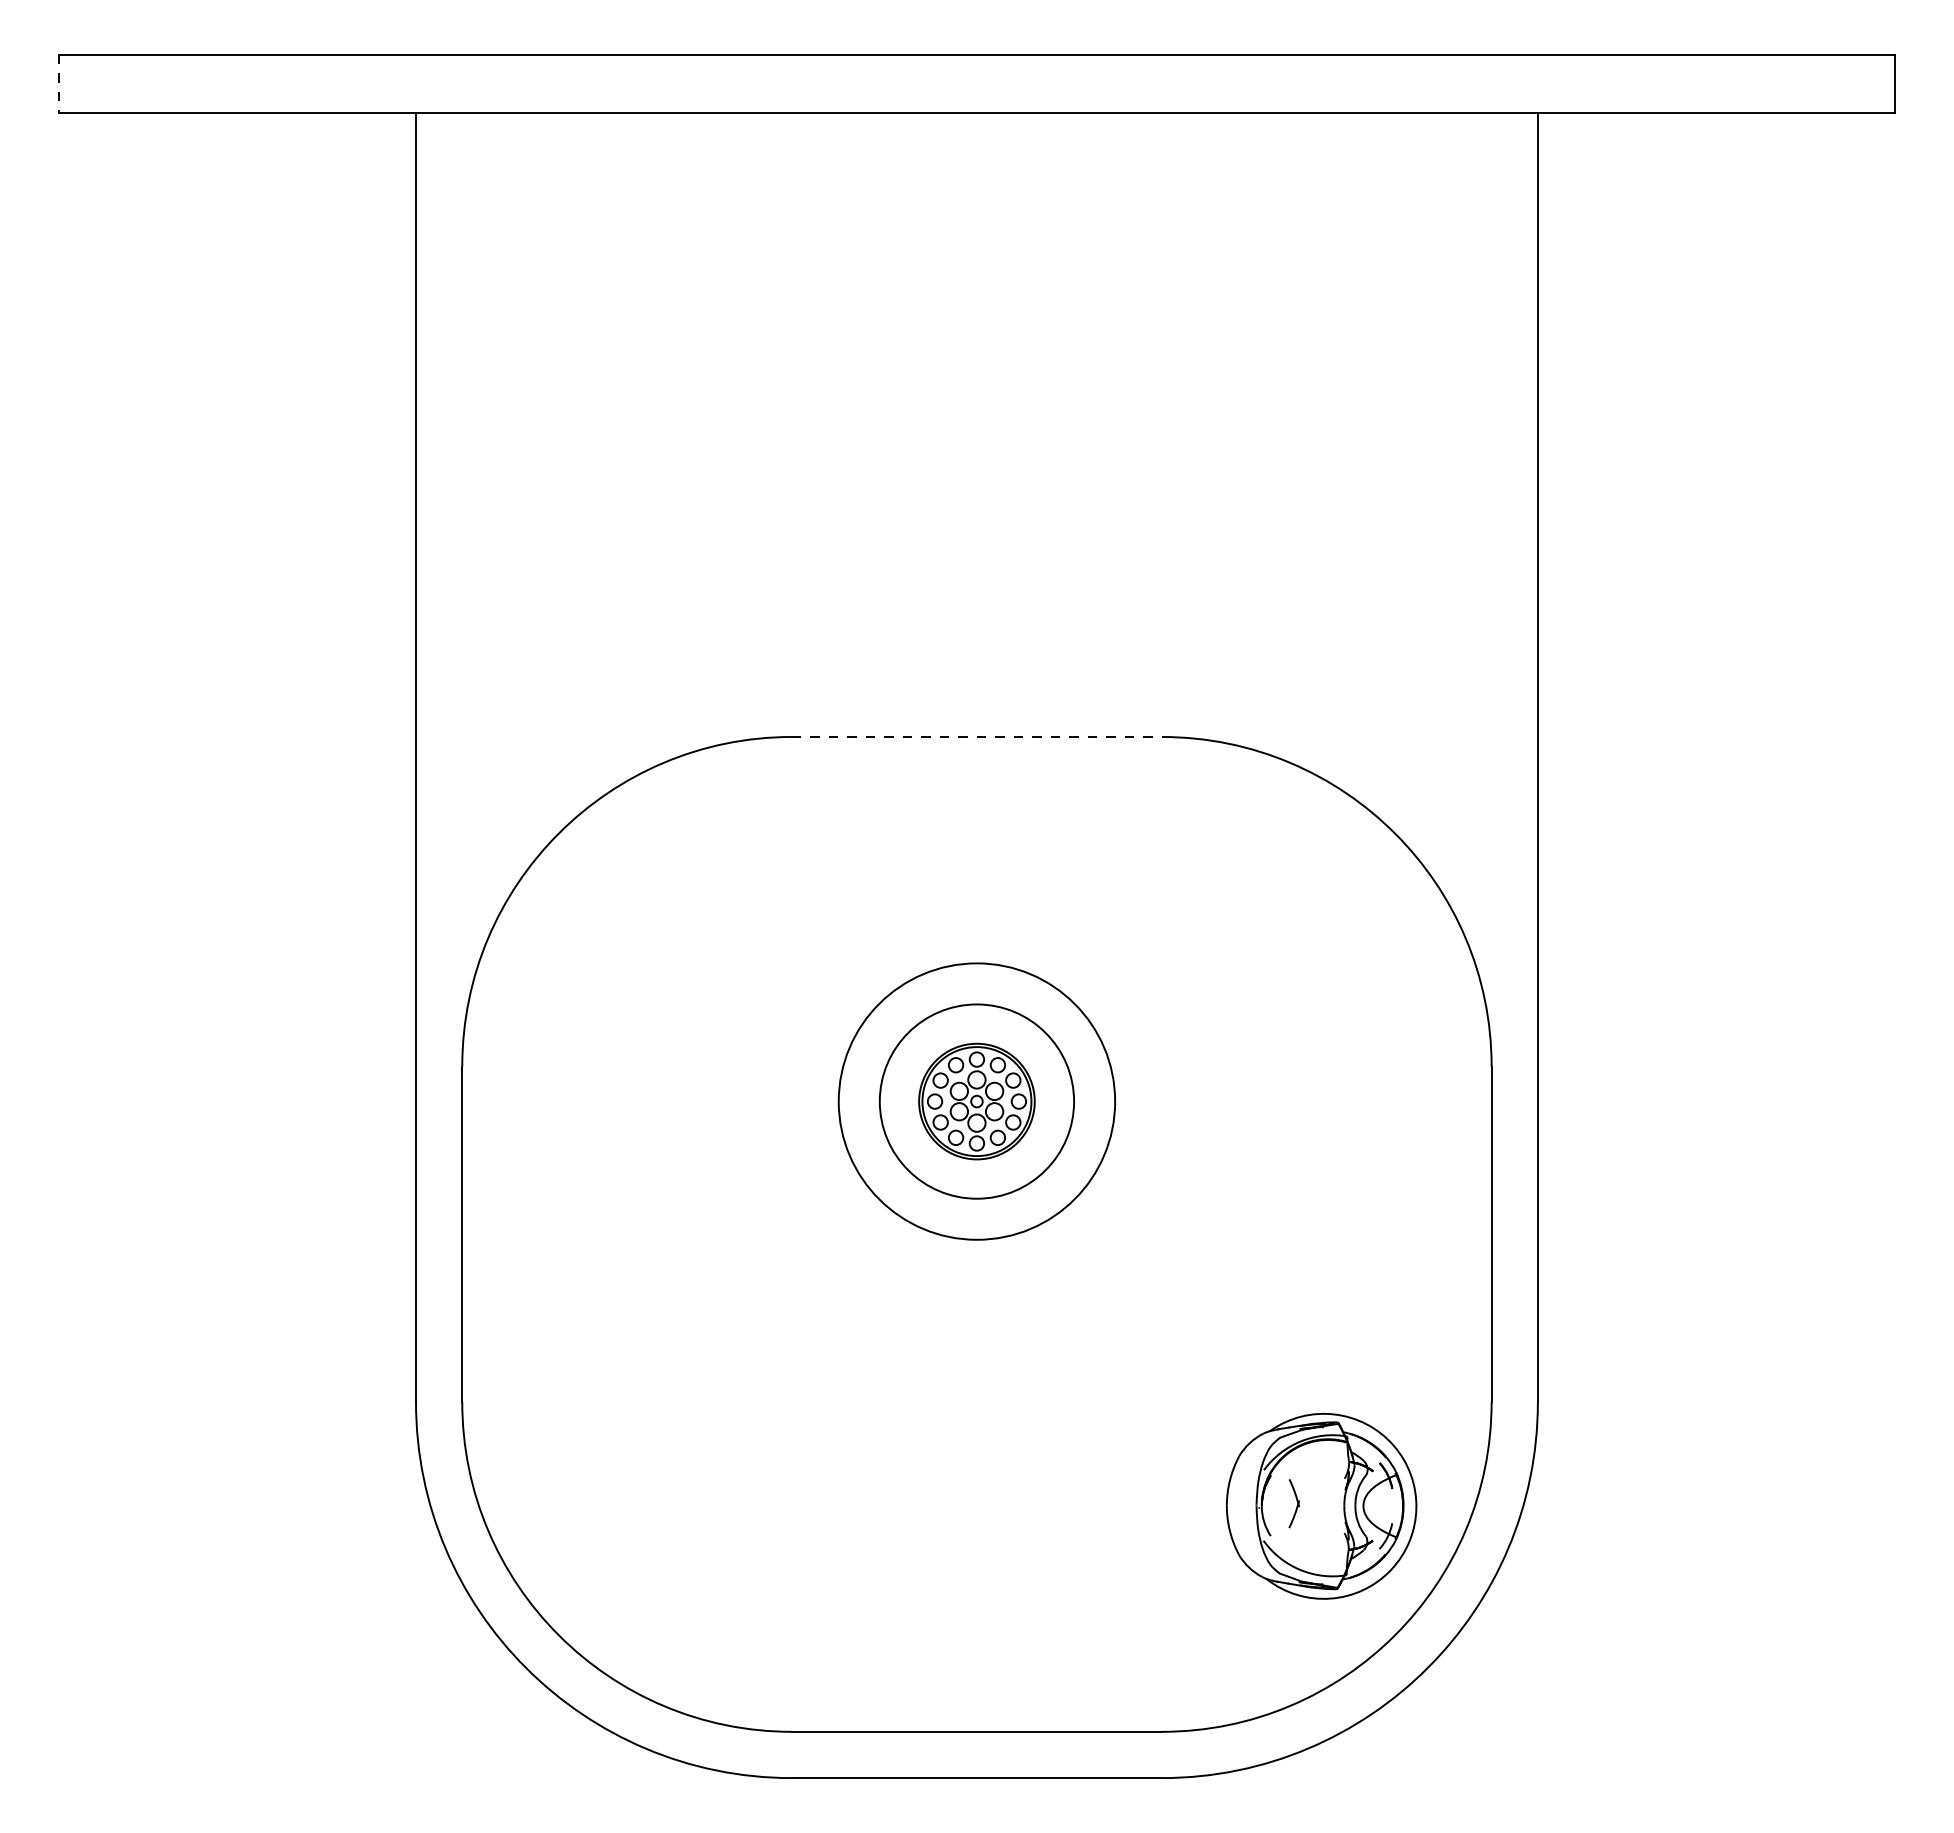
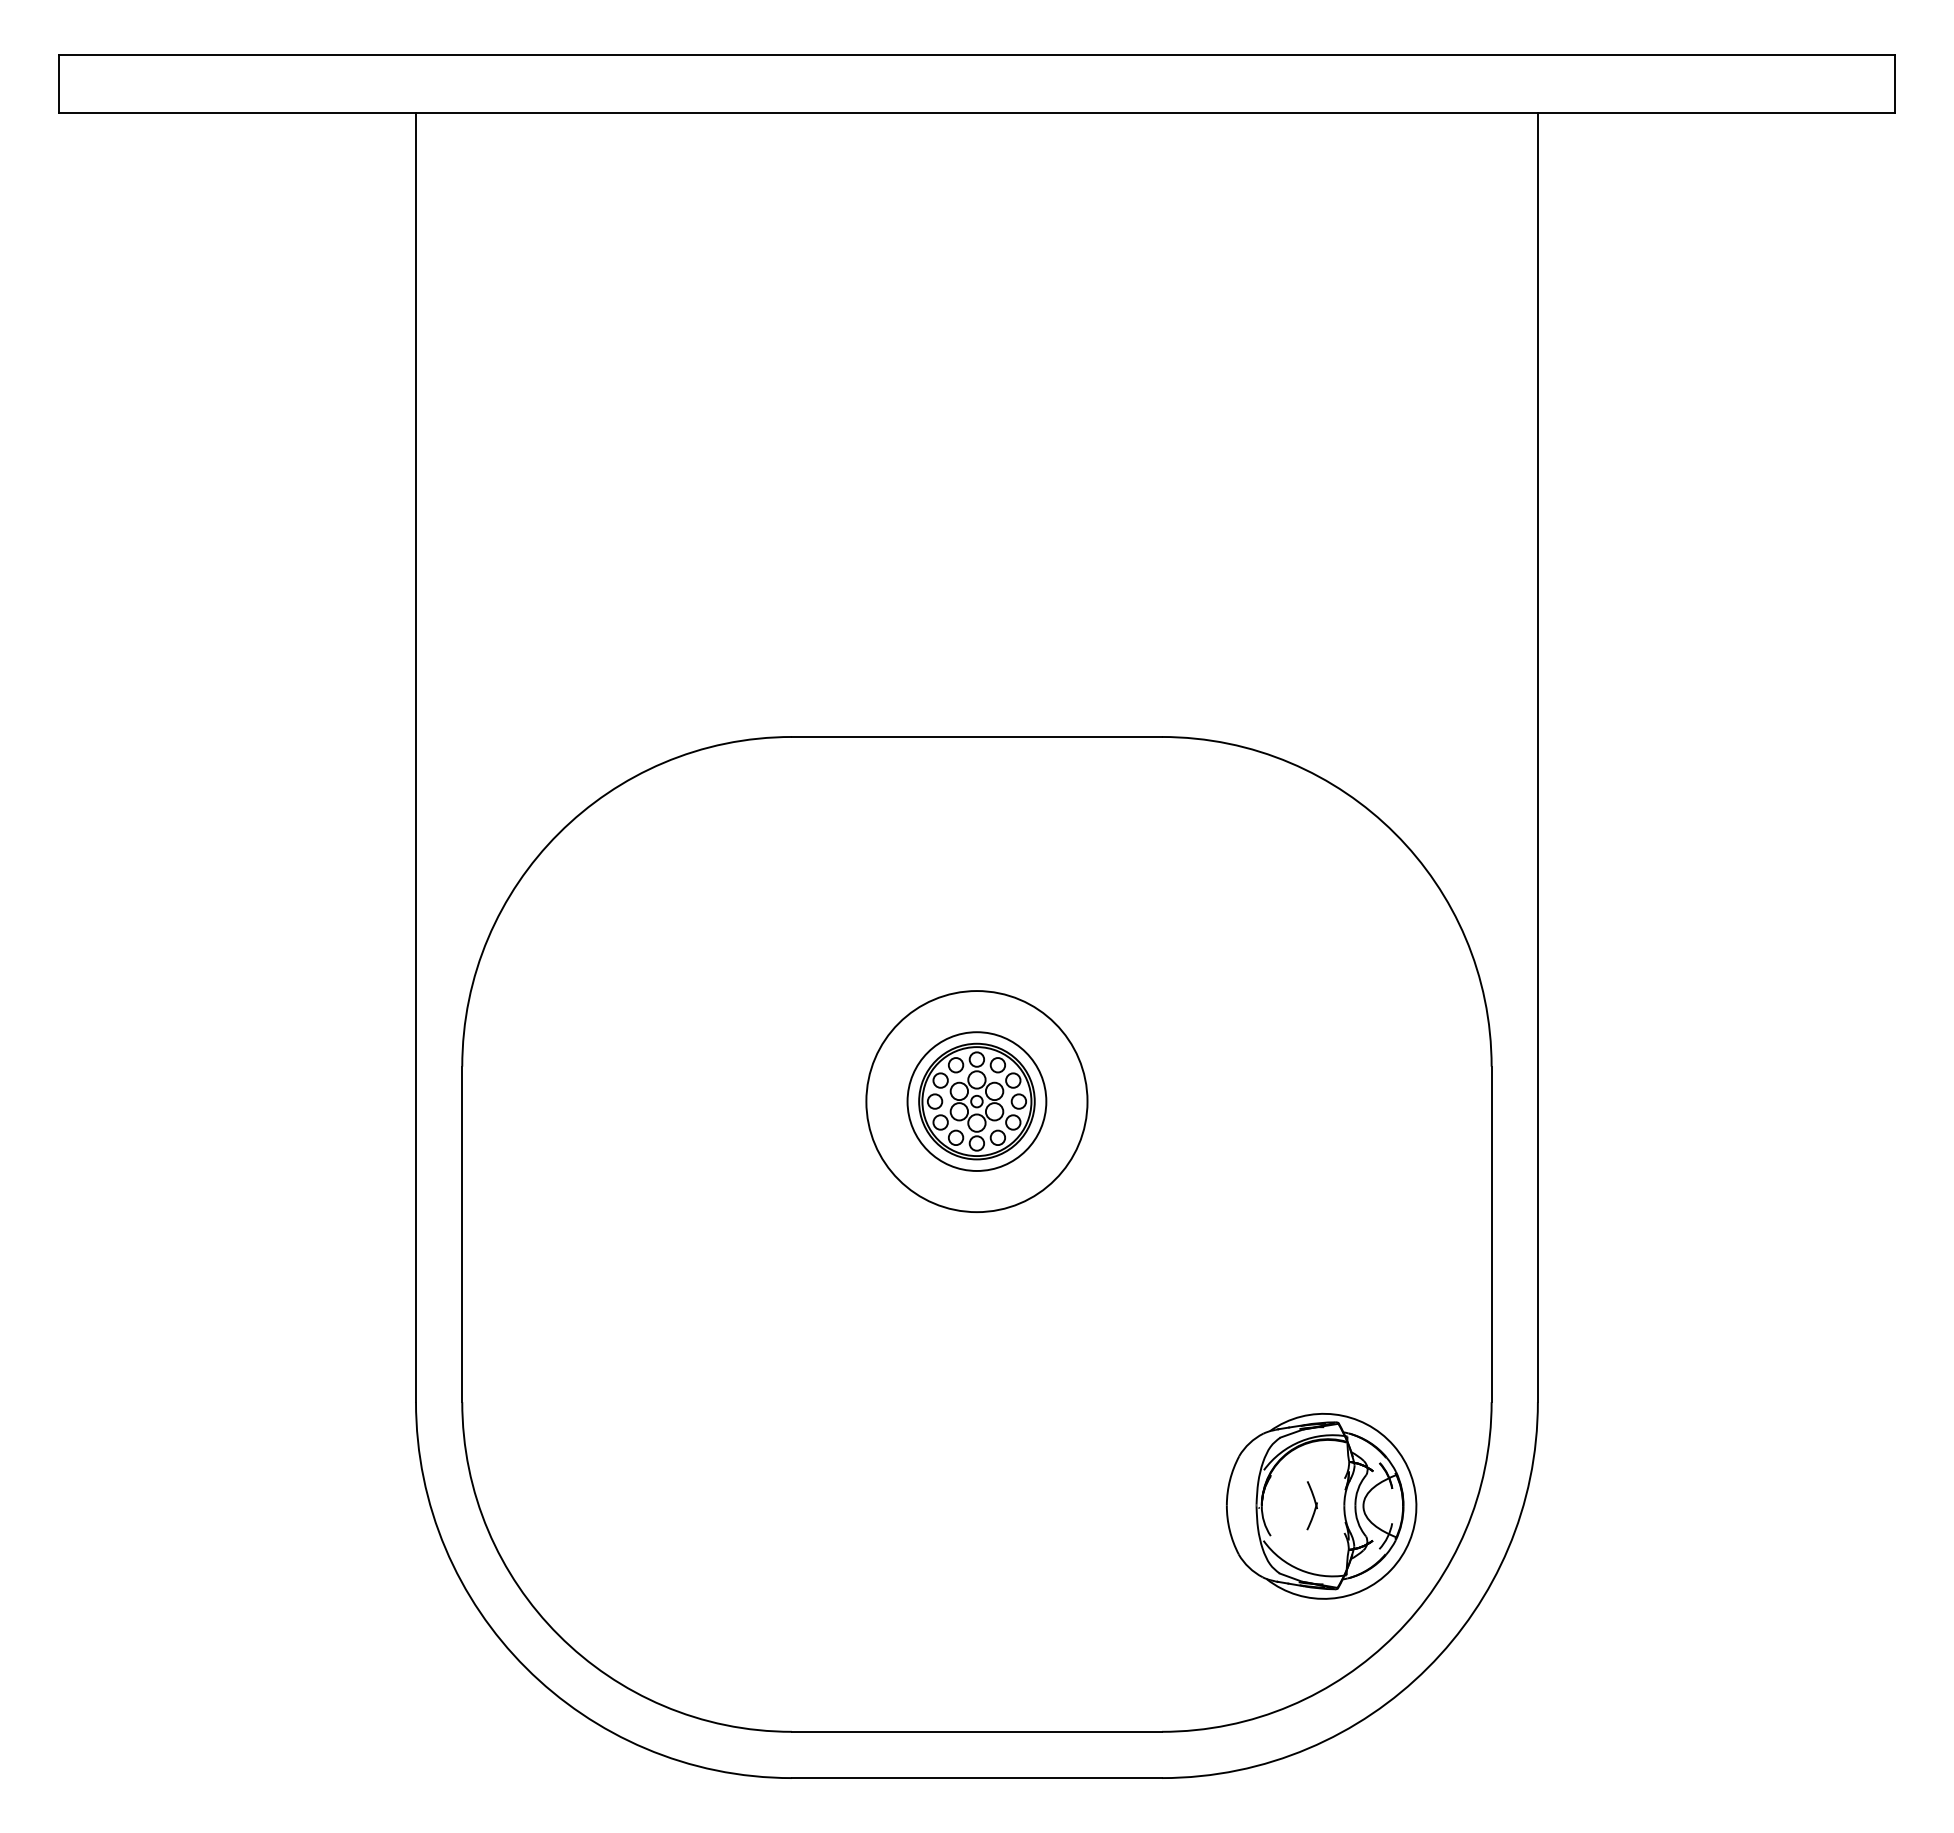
line: dashed -> solid (58, 83)
line: dashed -> solid (977, 737)
circle diameter: 194 px -> 139 px (976, 1101)
circle diameter: 276 px -> 221 px (976, 1101)
part position: (1293, 1503) -> (1311, 1505) (1311, 1505)
